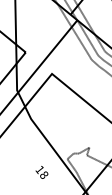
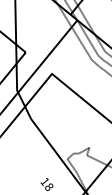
text position: (41, 172) -> (46, 184) (46, 184)
